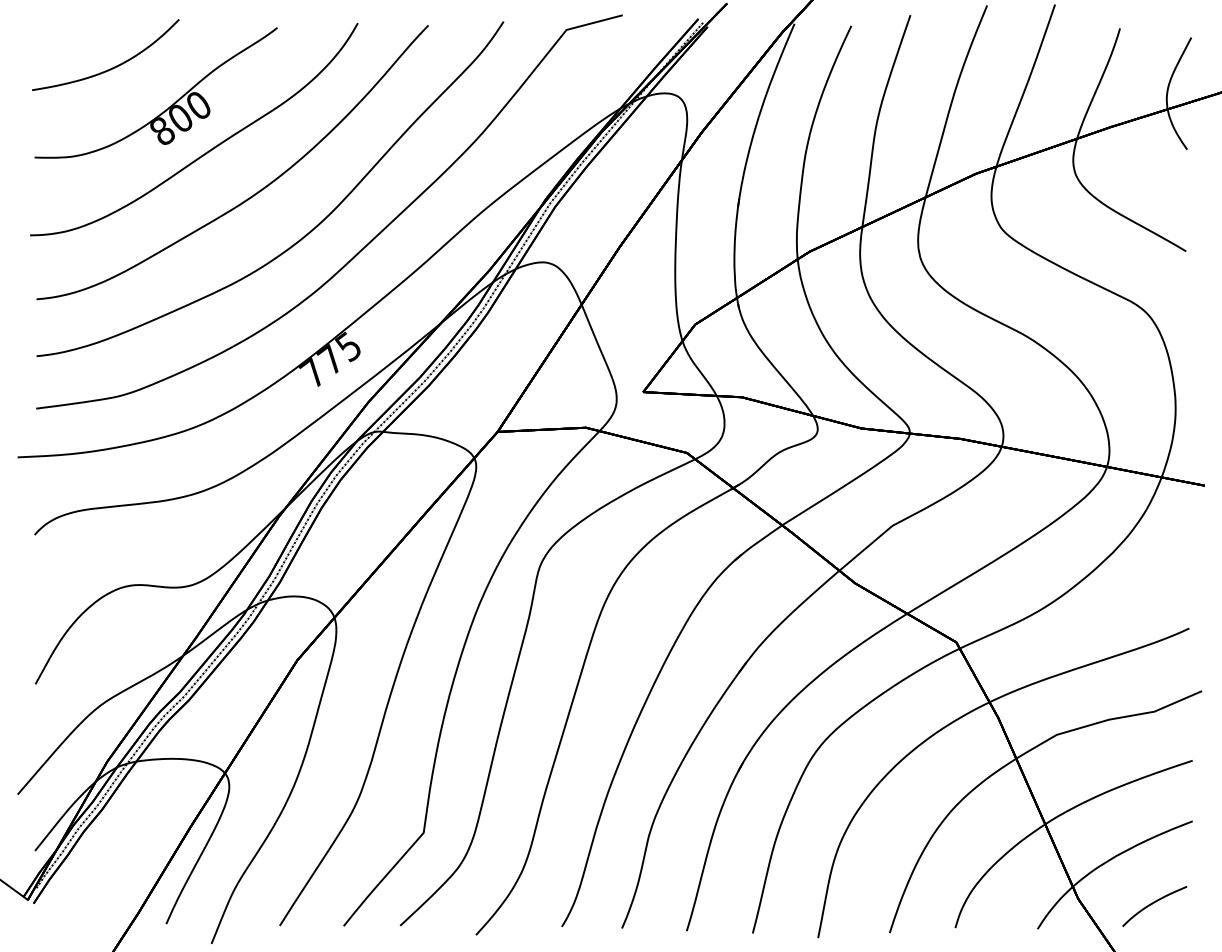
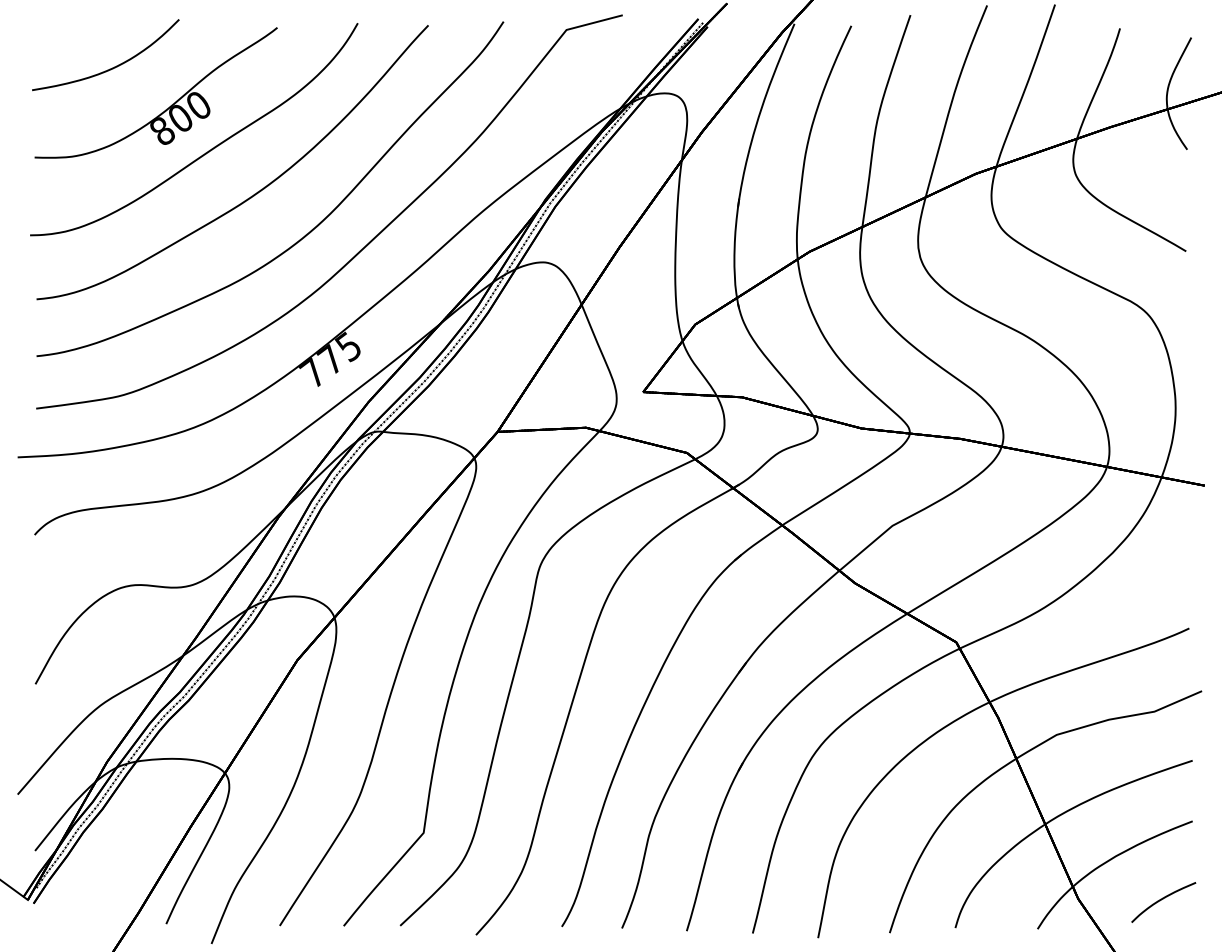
part position: (1154, 906) -> (1163, 902) (1163, 902)
